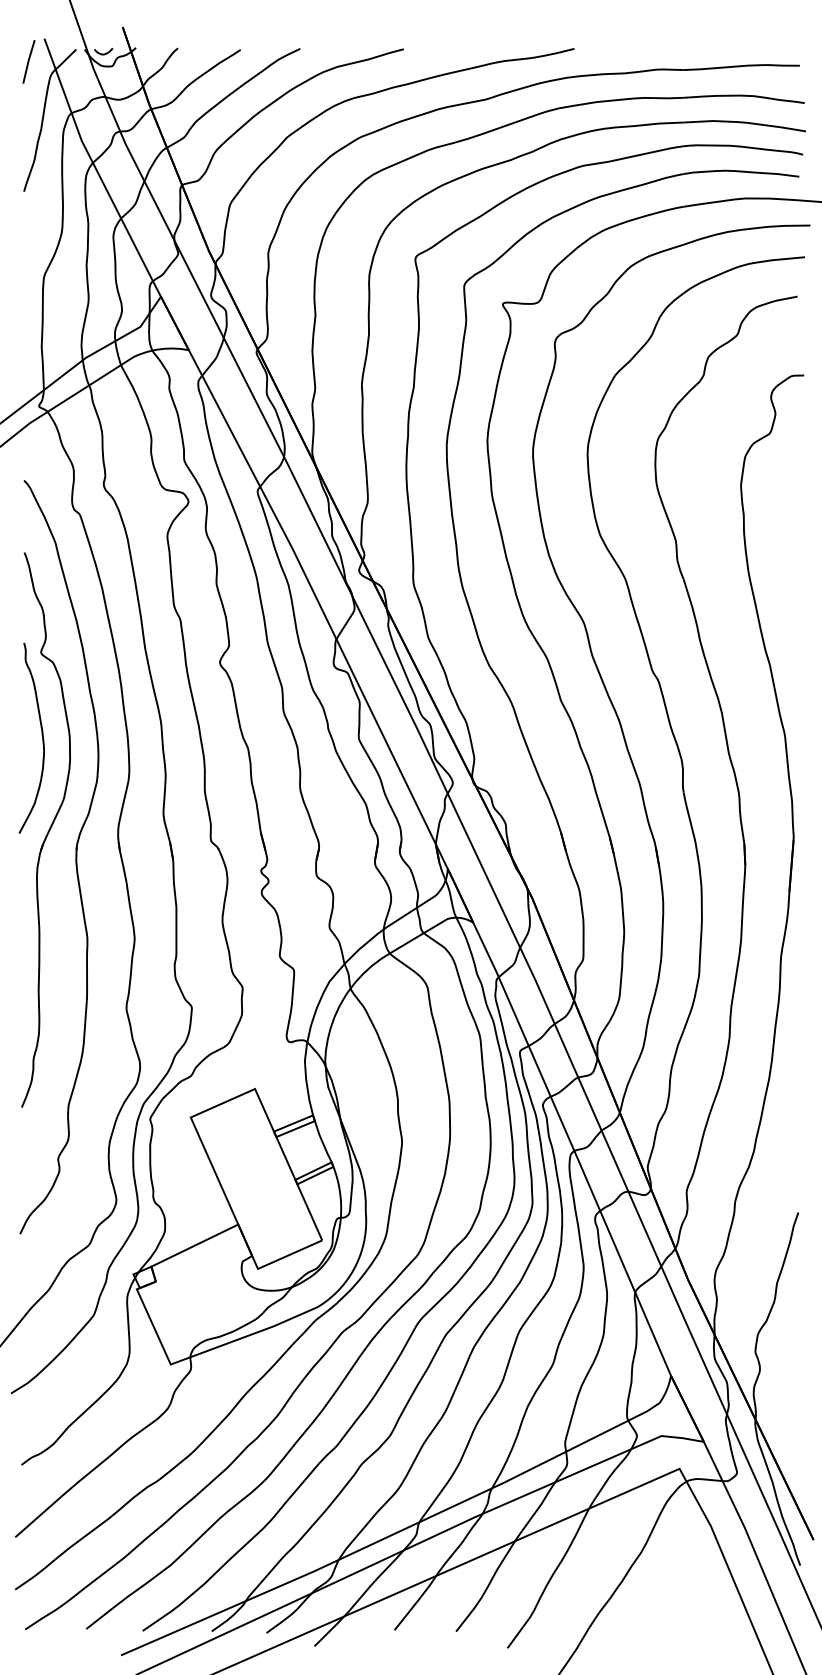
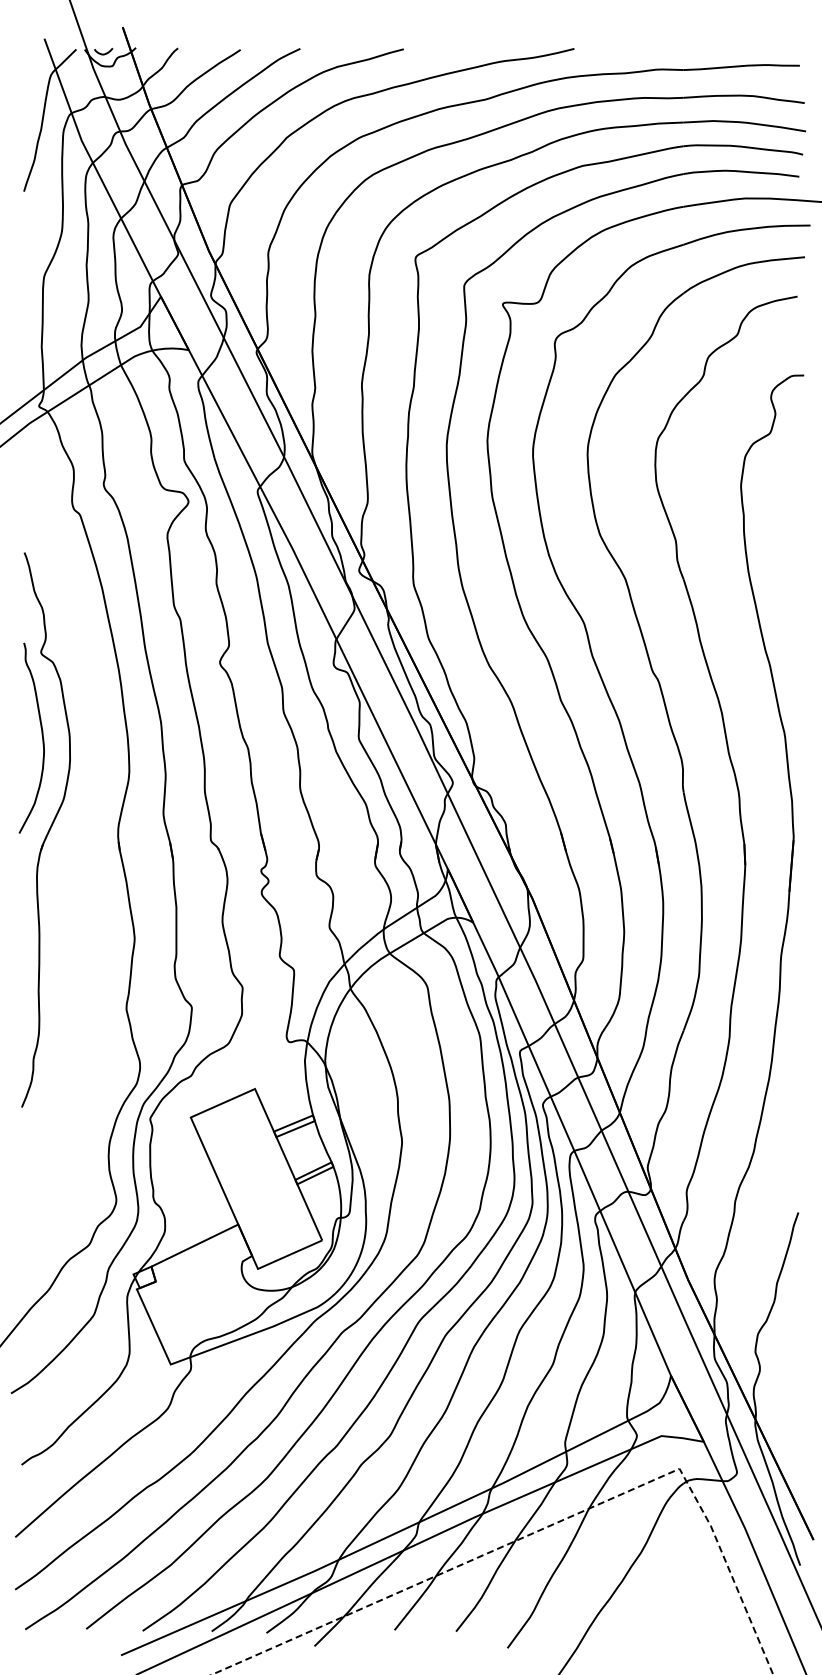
line: present -> none (28, 61)
part: present -> none (75, 857)
line: solid -> dashed (550, 1525)
